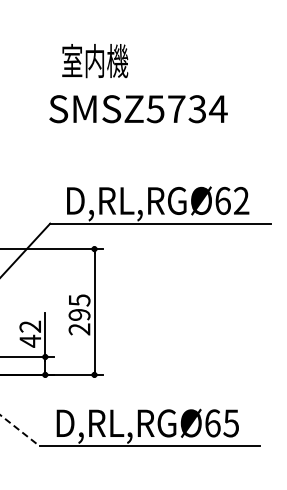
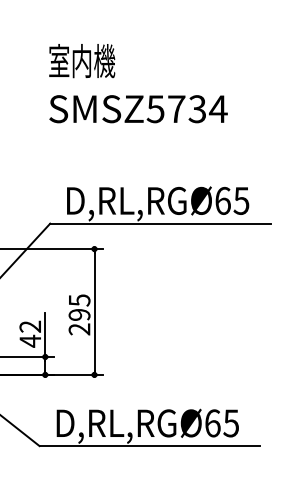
text position: (95, 61) -> (82, 61) (82, 61)
text: D,RL,RGØ62 -> D,RL,RGØ65 (241, 200)
line: dashed -> solid (19, 430)
